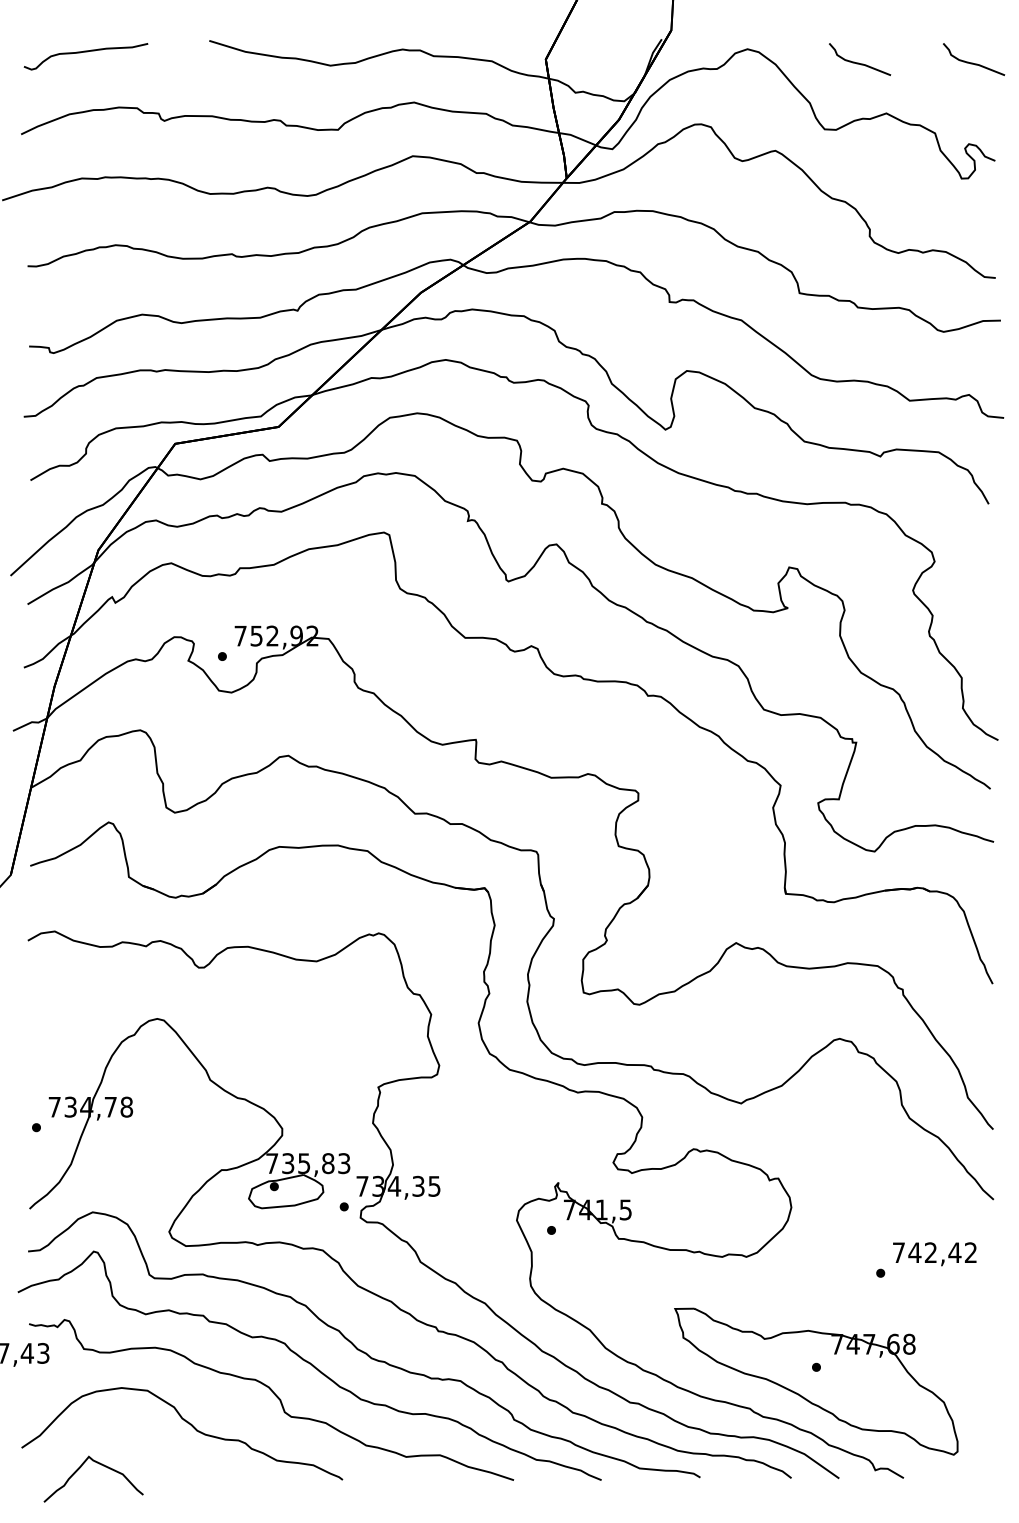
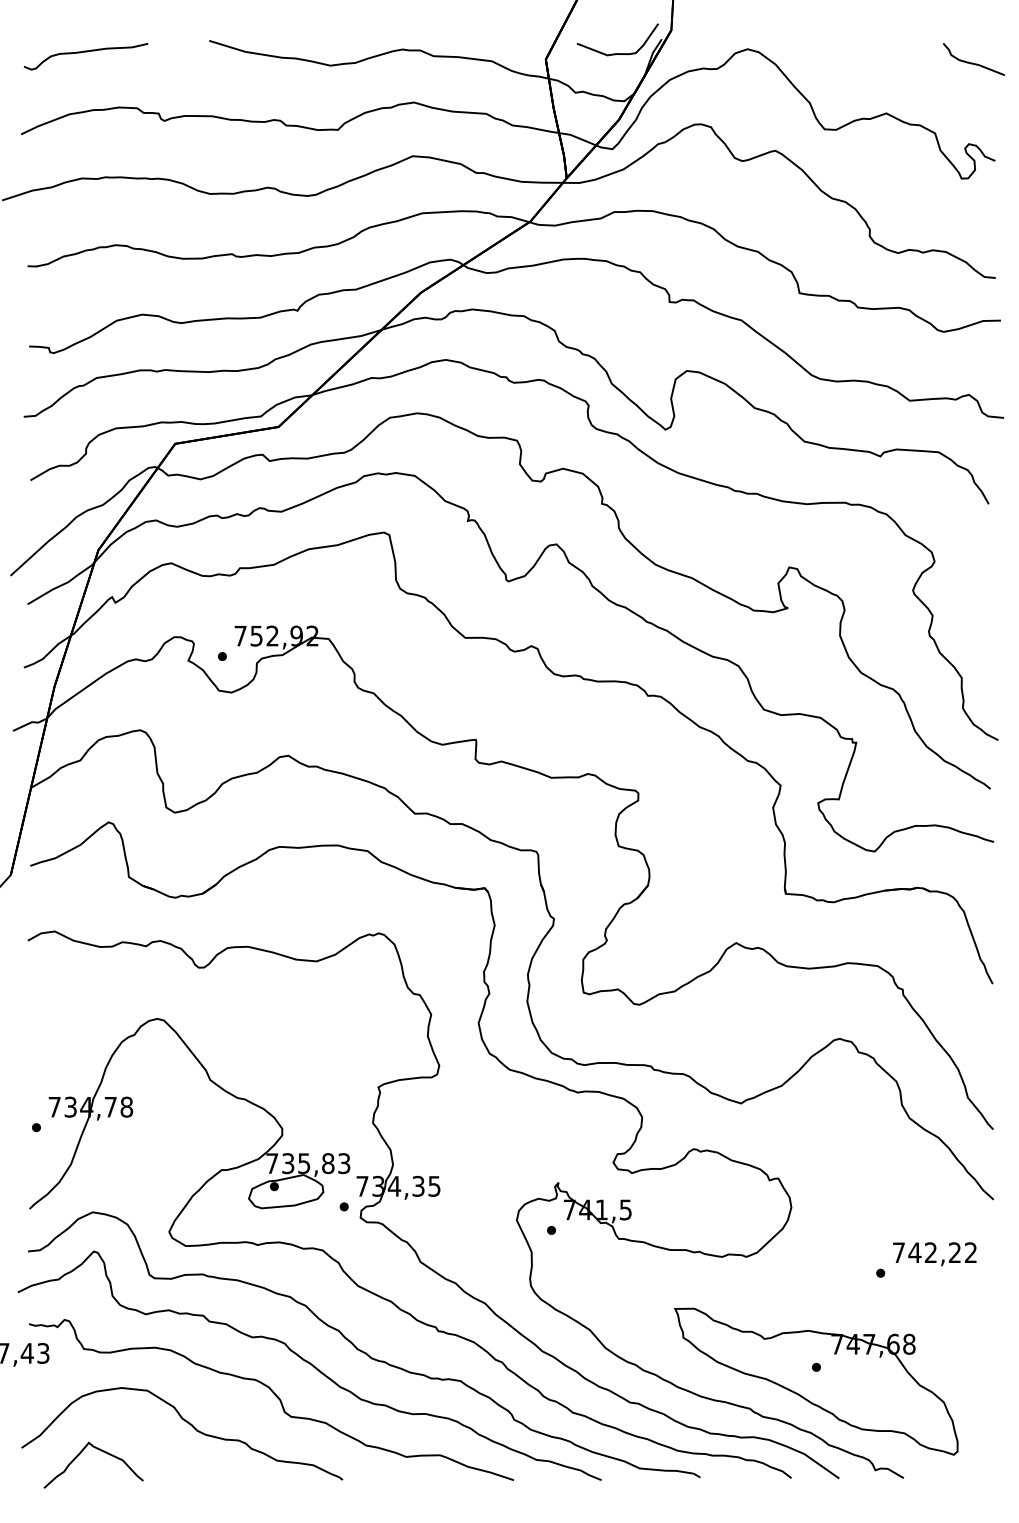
curve: none -> present (617, 53)
curve: present -> none (858, 62)
text: 742,42 -> 742,22 (954, 1252)
curve position: (99, 1464) -> (99, 1450) (99, 1450)
